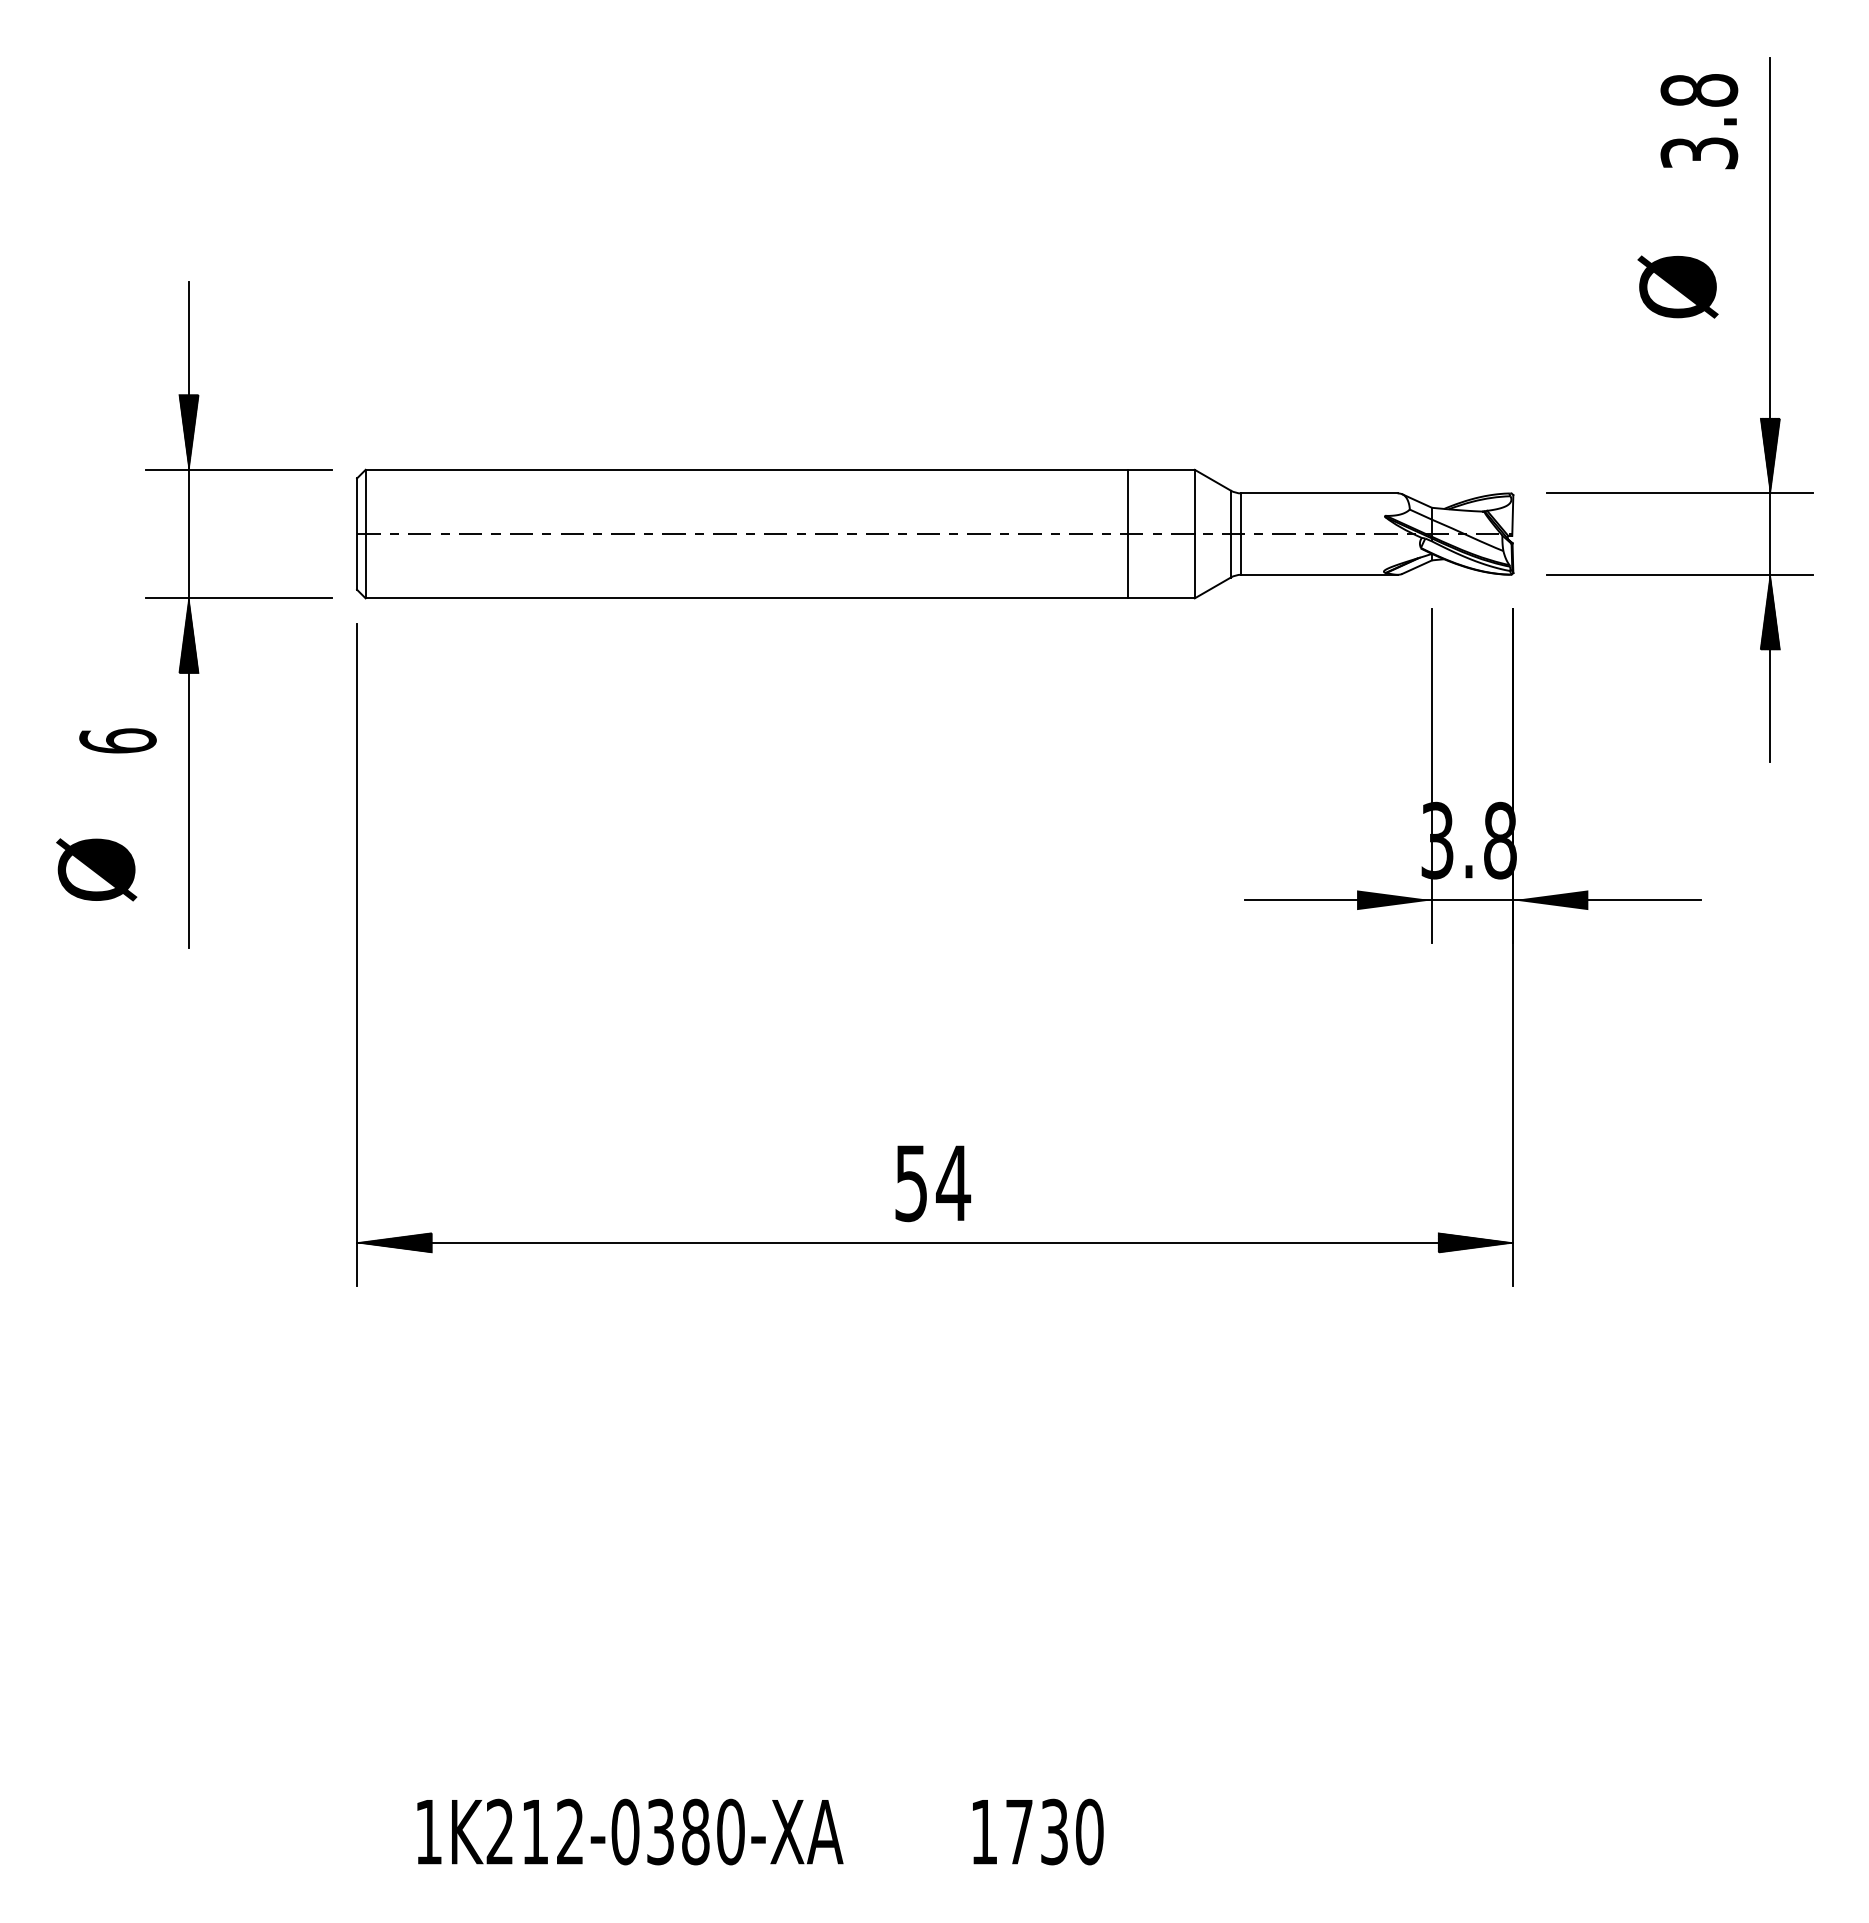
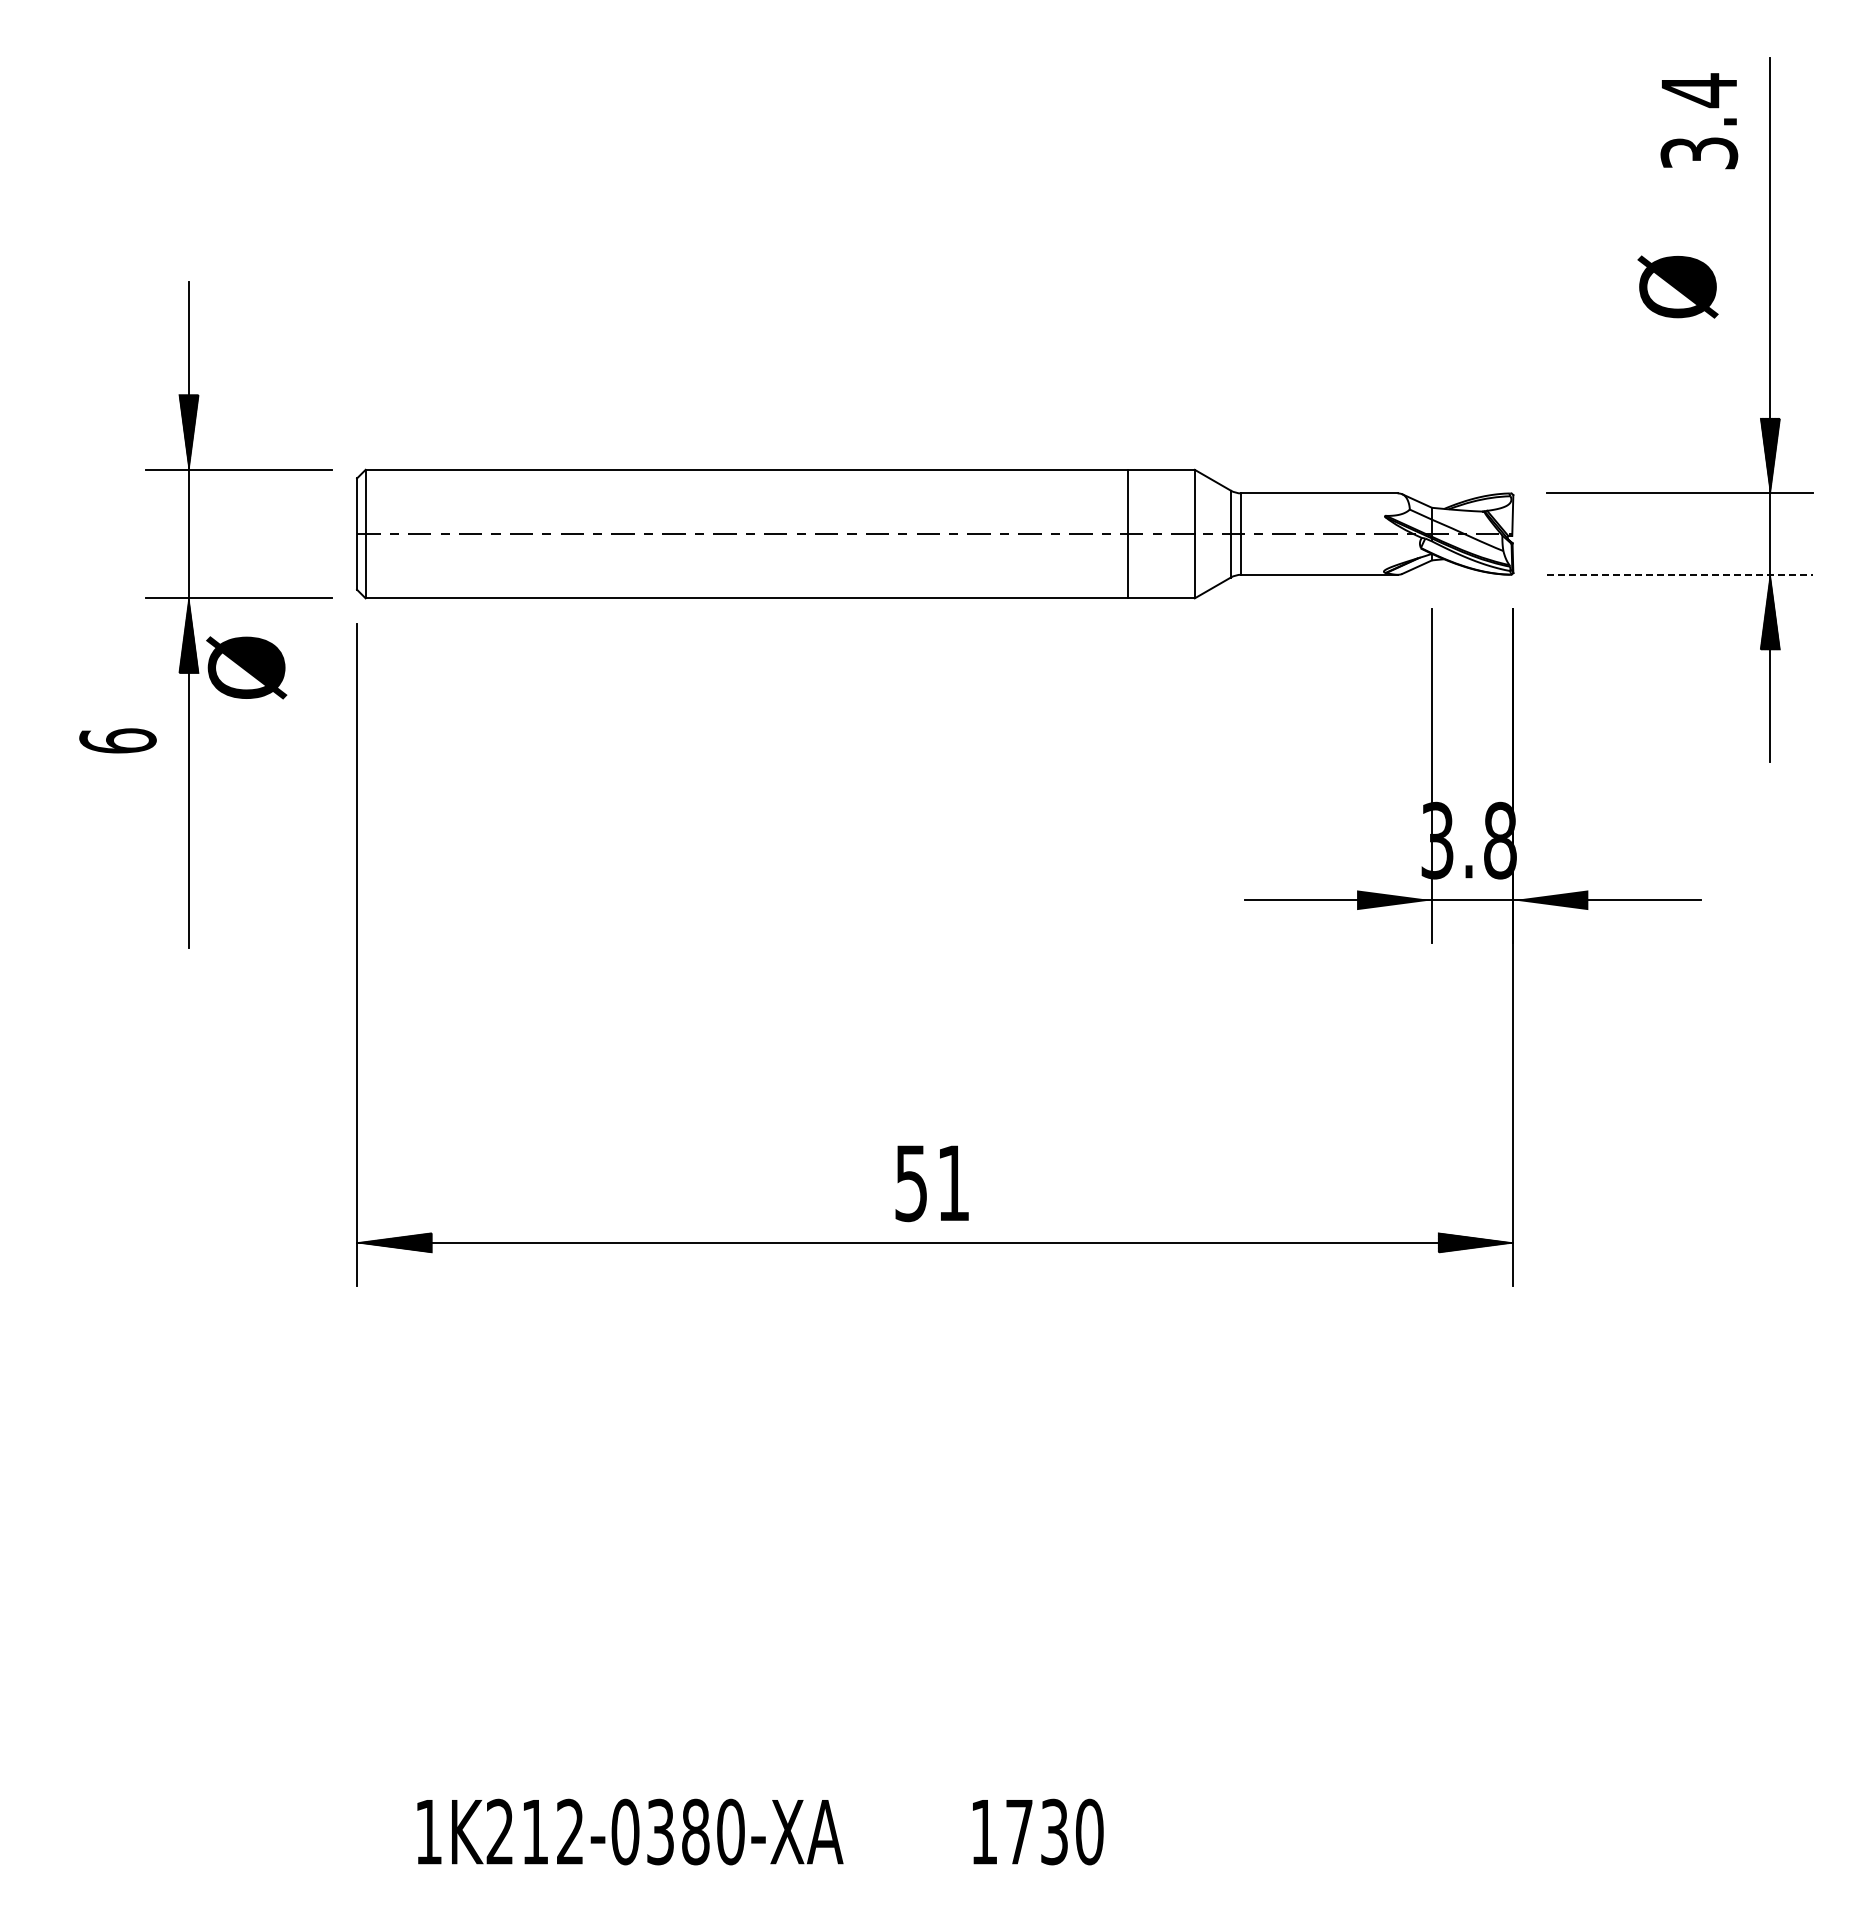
text: 3.8 -> 3.4 (1699, 90)
line: solid -> dashed (1680, 574)
text position: (96, 869) -> (246, 667) (246, 667)
text: 54 -> 51 (953, 1182)
